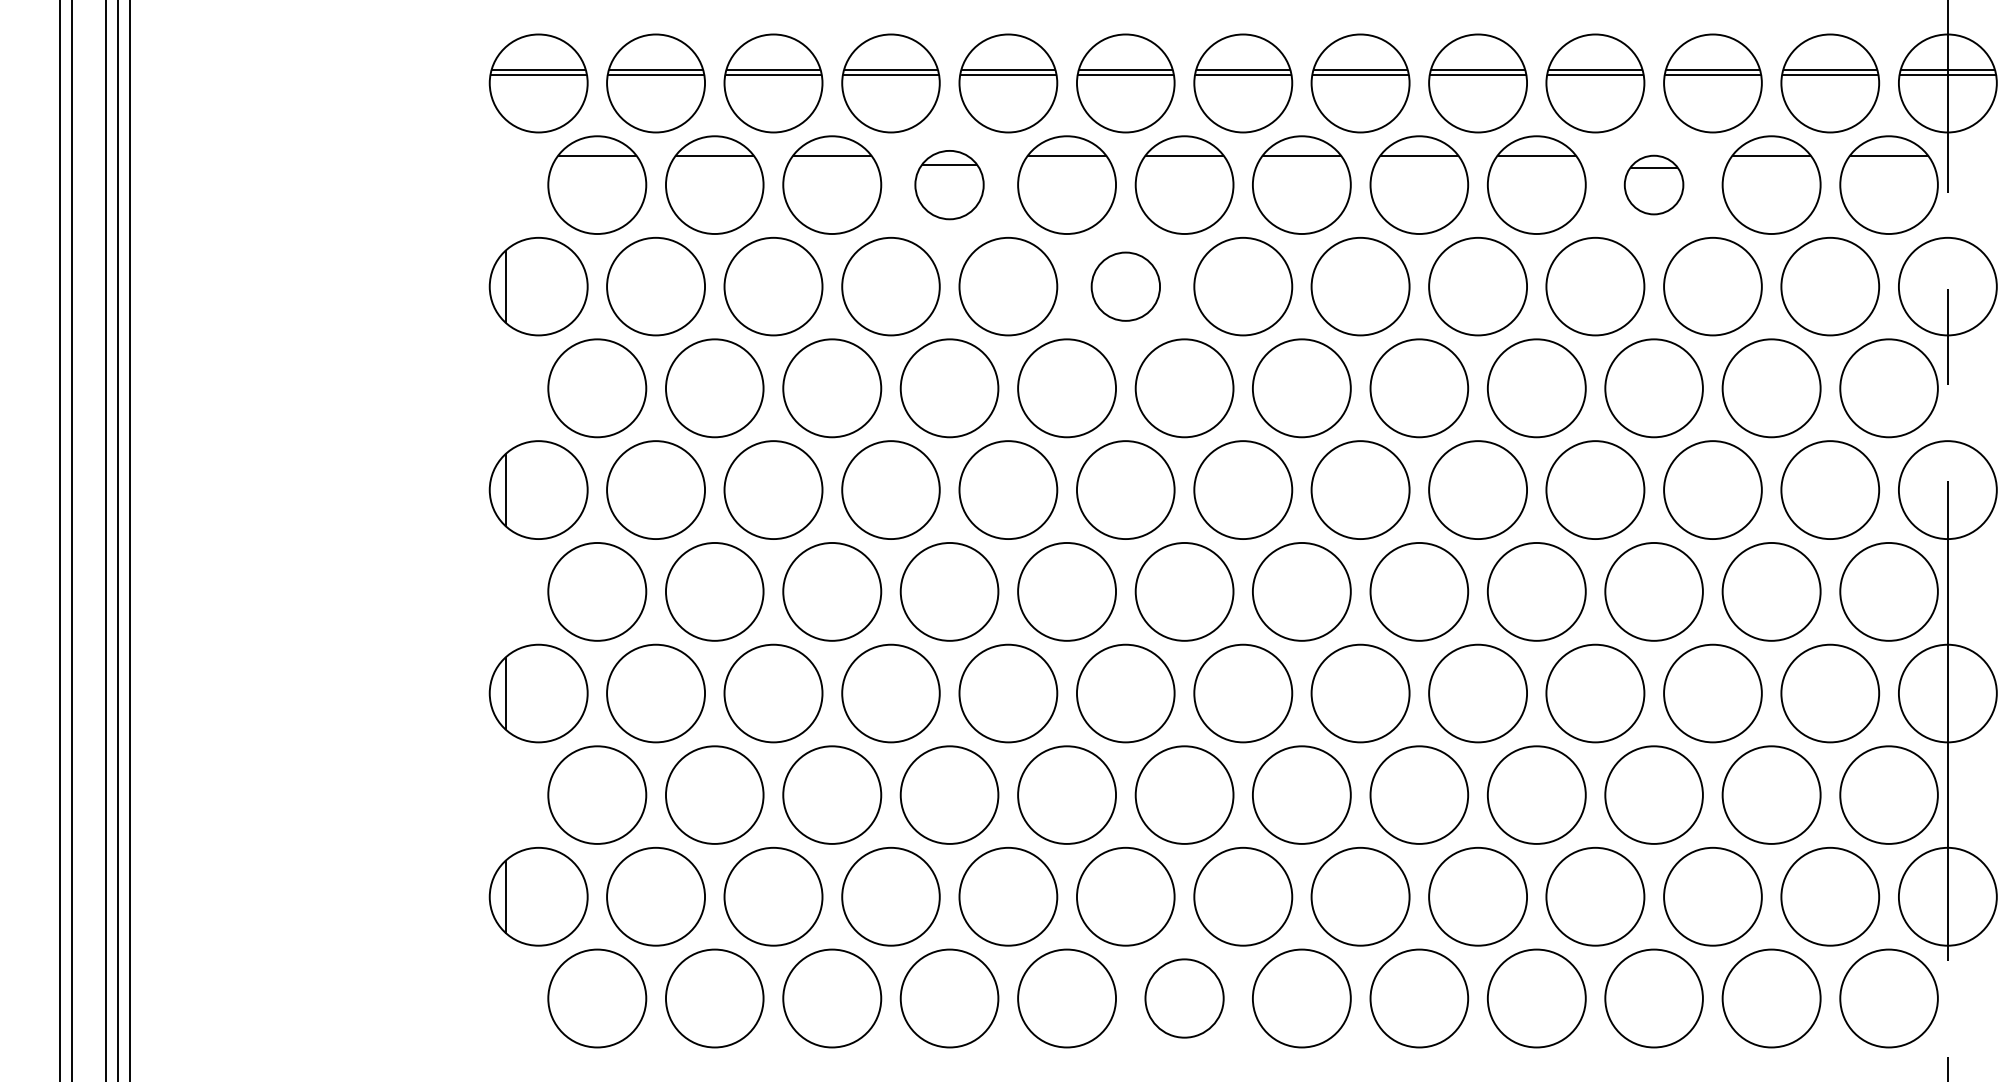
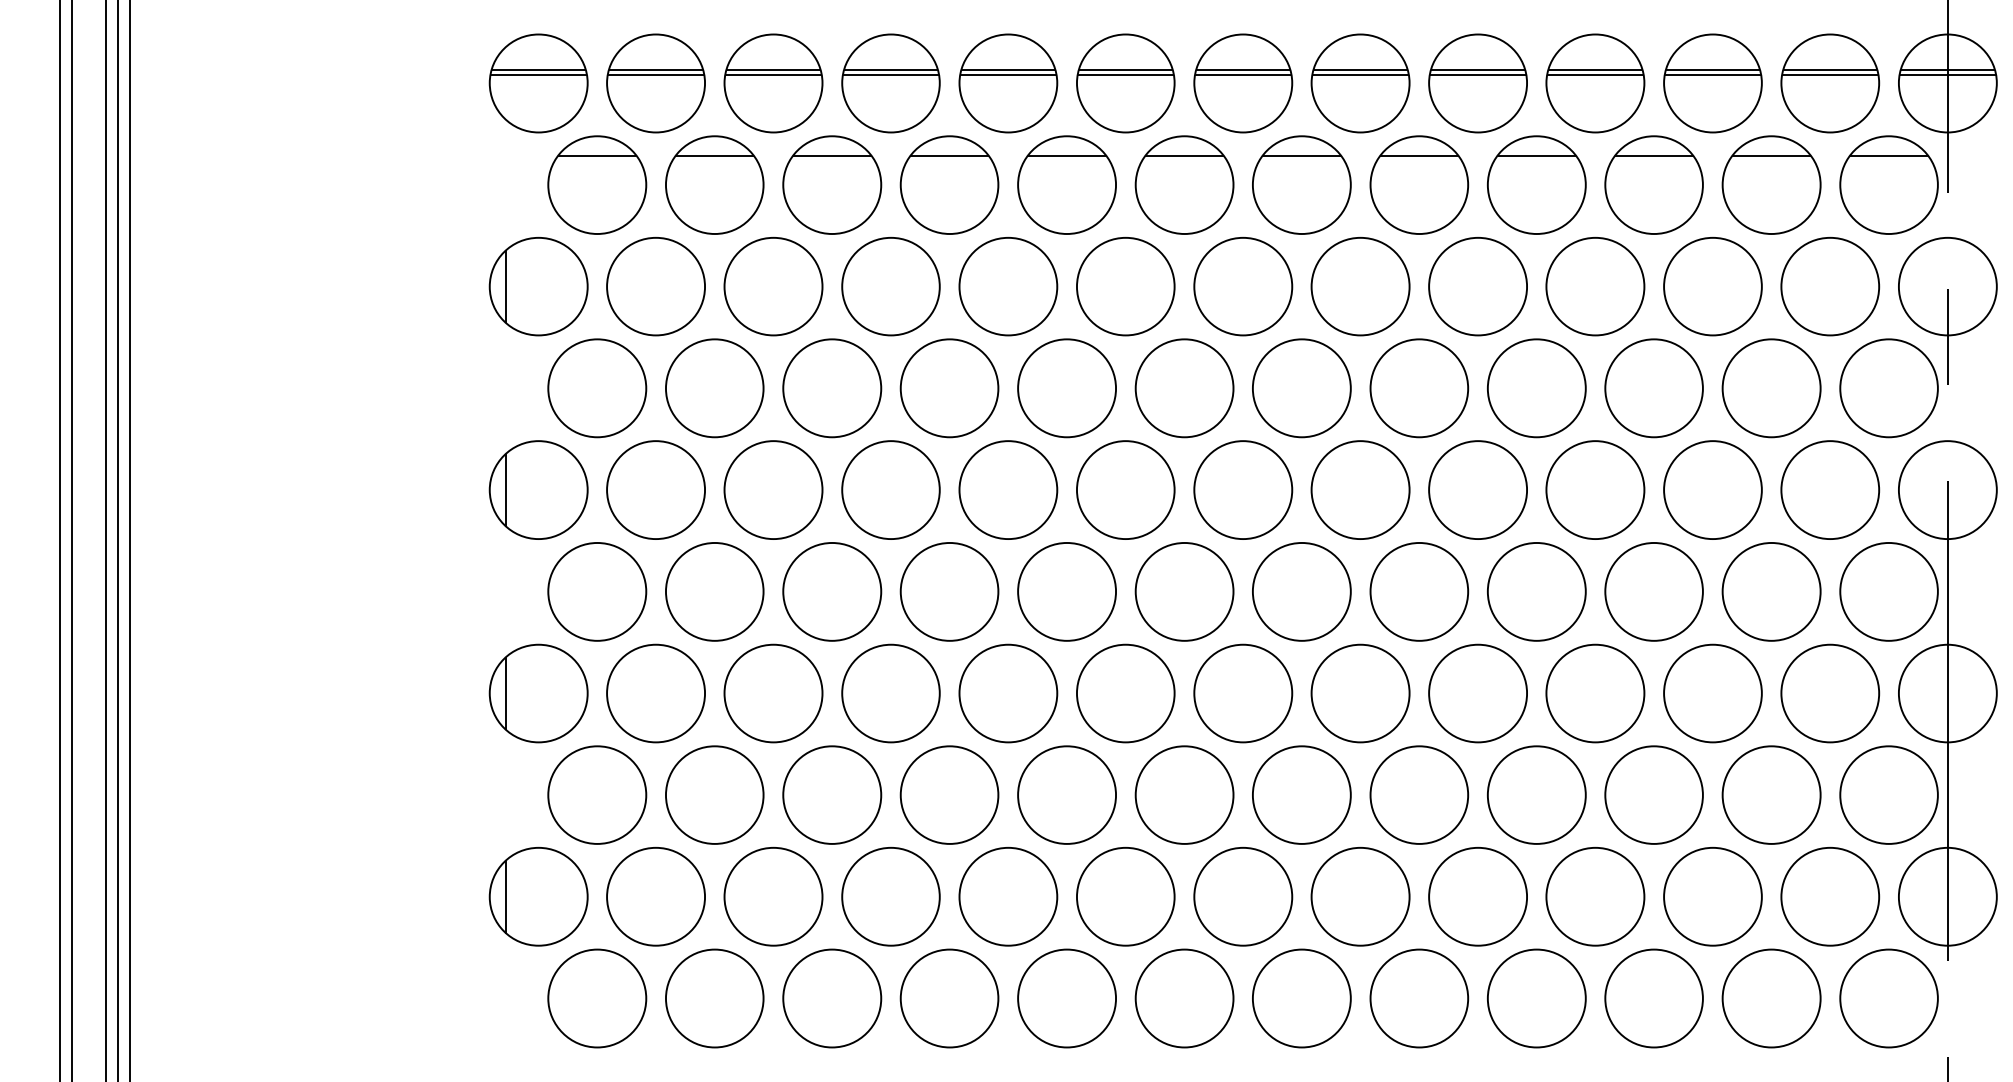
part size: 62x62 px -> 100x100 px (1653, 184)
part size: 71x71 px -> 101x100 px (949, 184)
part size: 71x71 px -> 100x100 px (1125, 286)
part size: 81x81 px -> 101x101 px (1184, 998)
